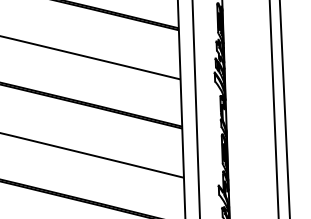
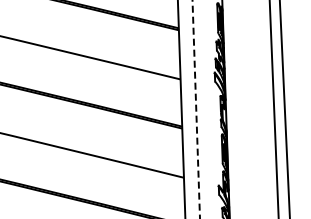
line: solid -> dashed (196, 109)
